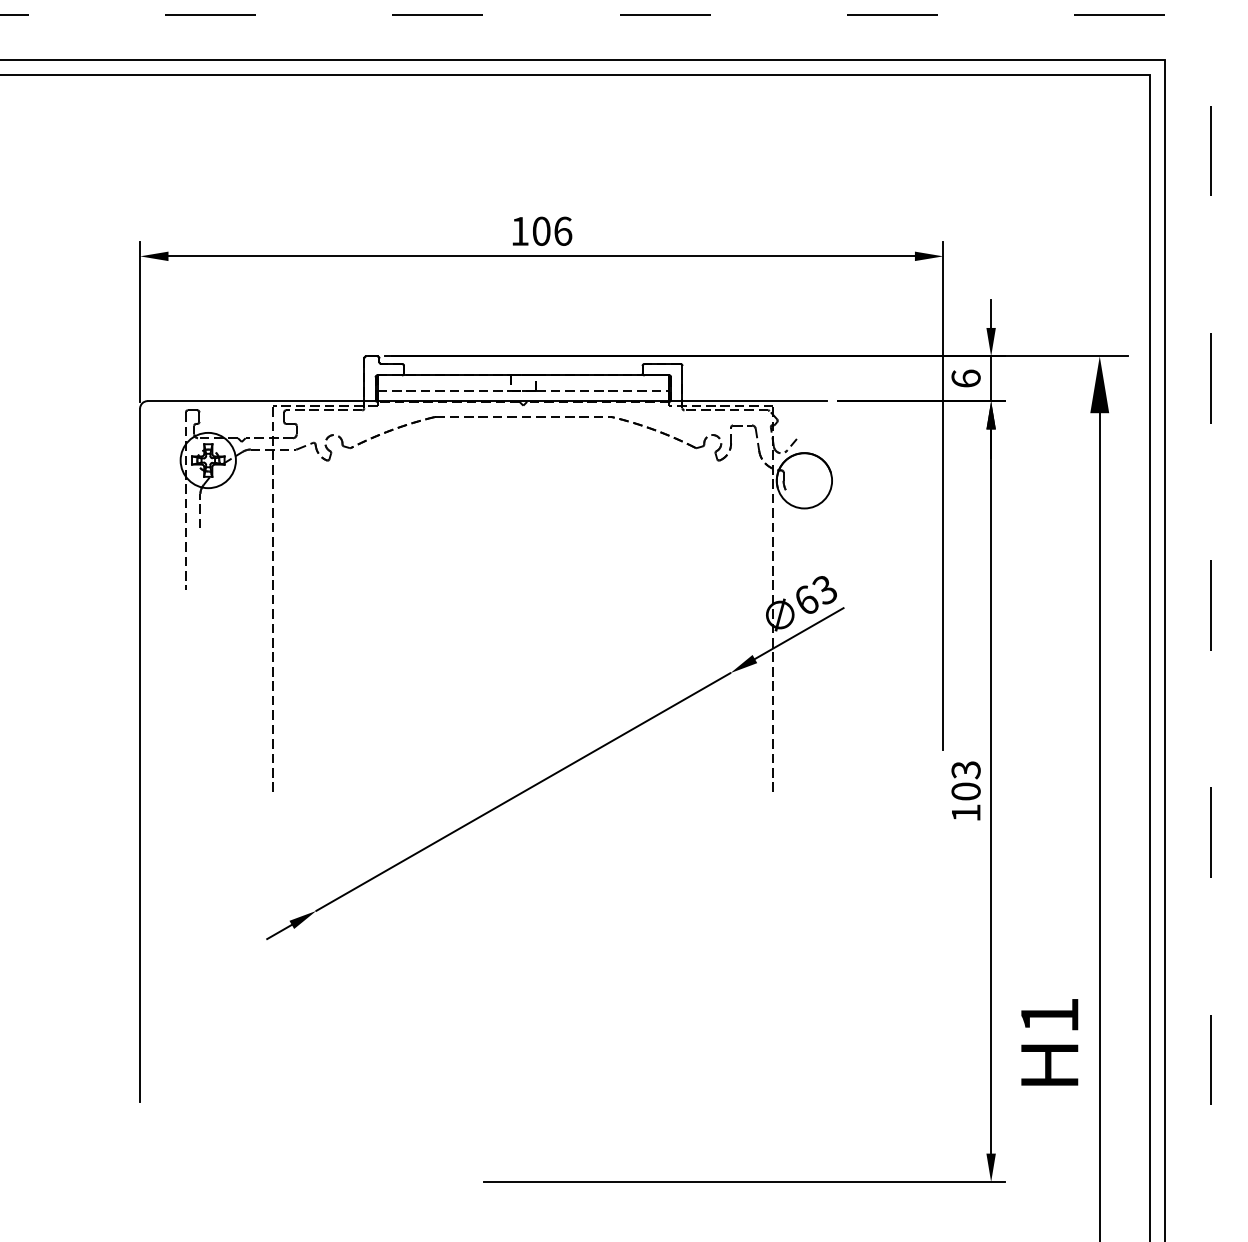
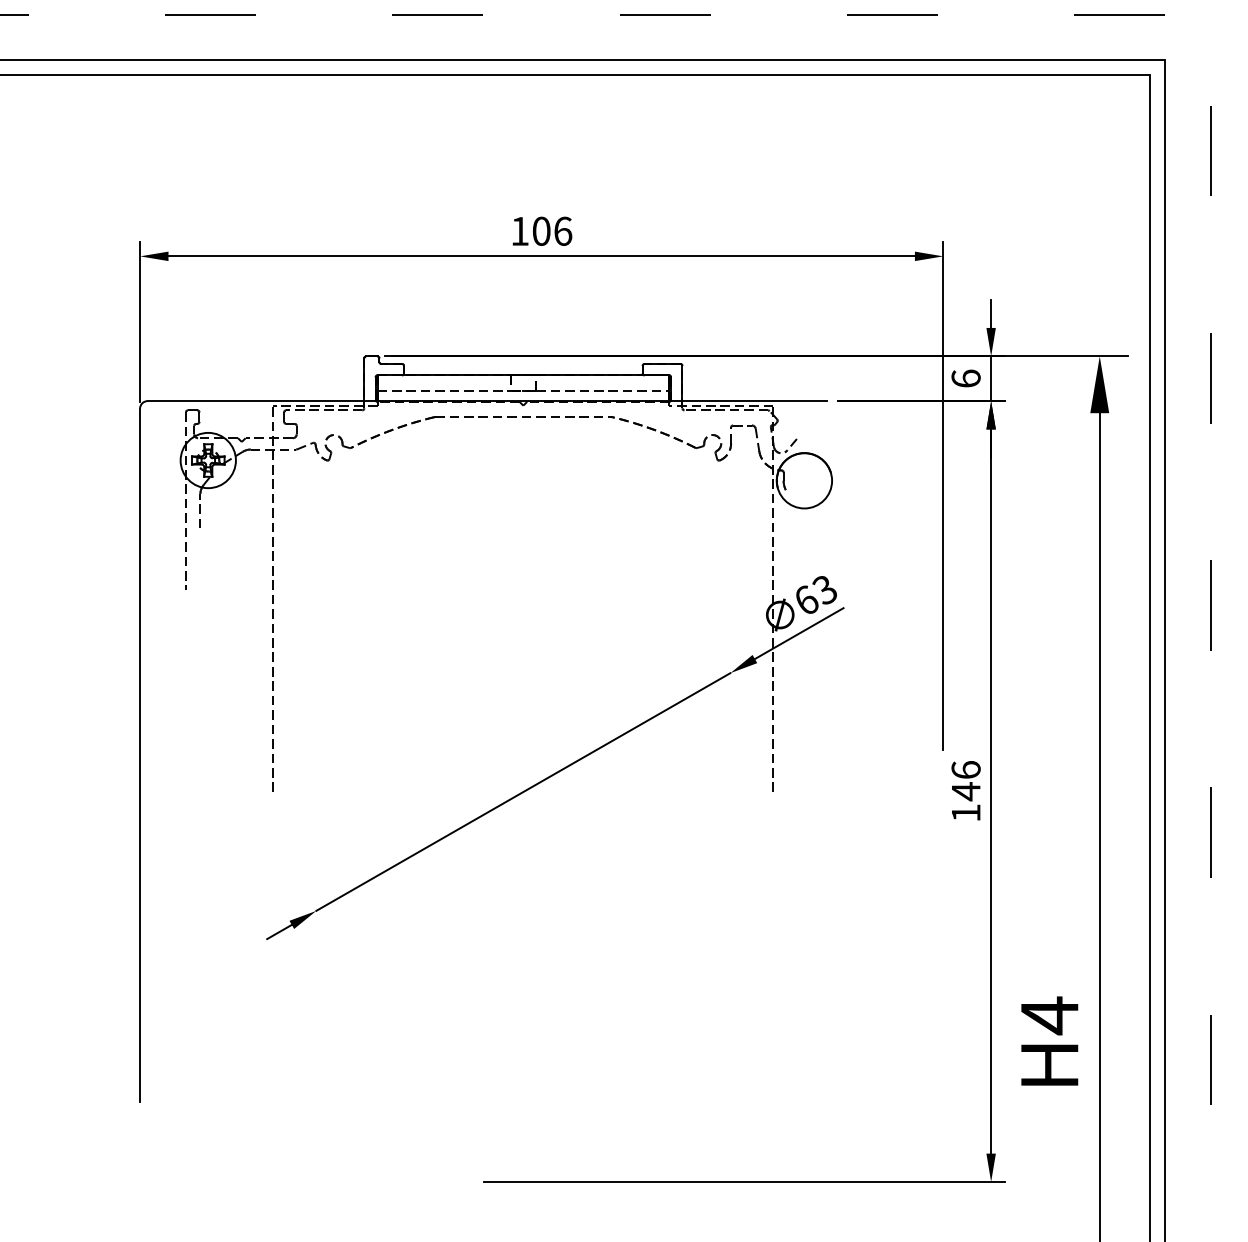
text: 103 -> 146 (965, 781)
text: H1 -> H4 (1049, 1015)
